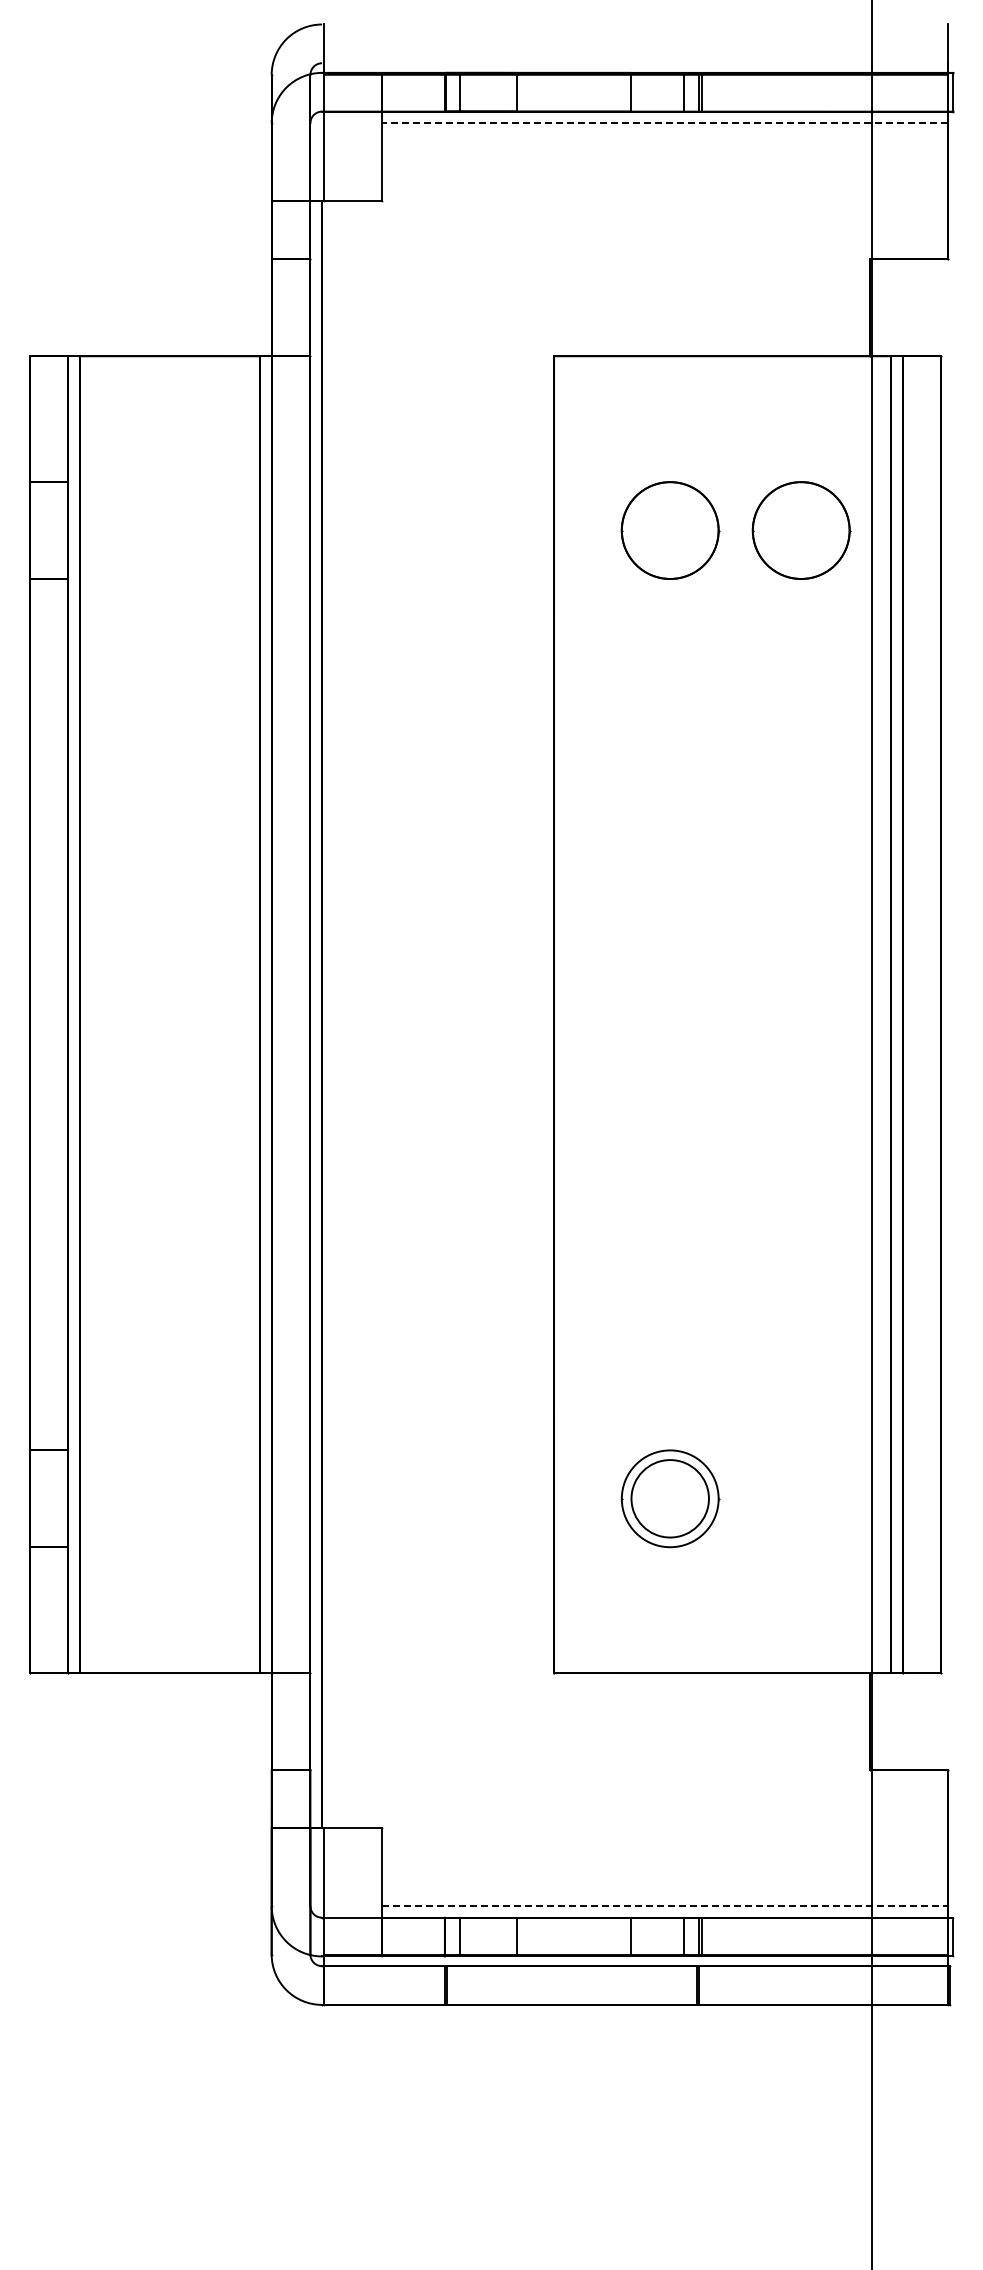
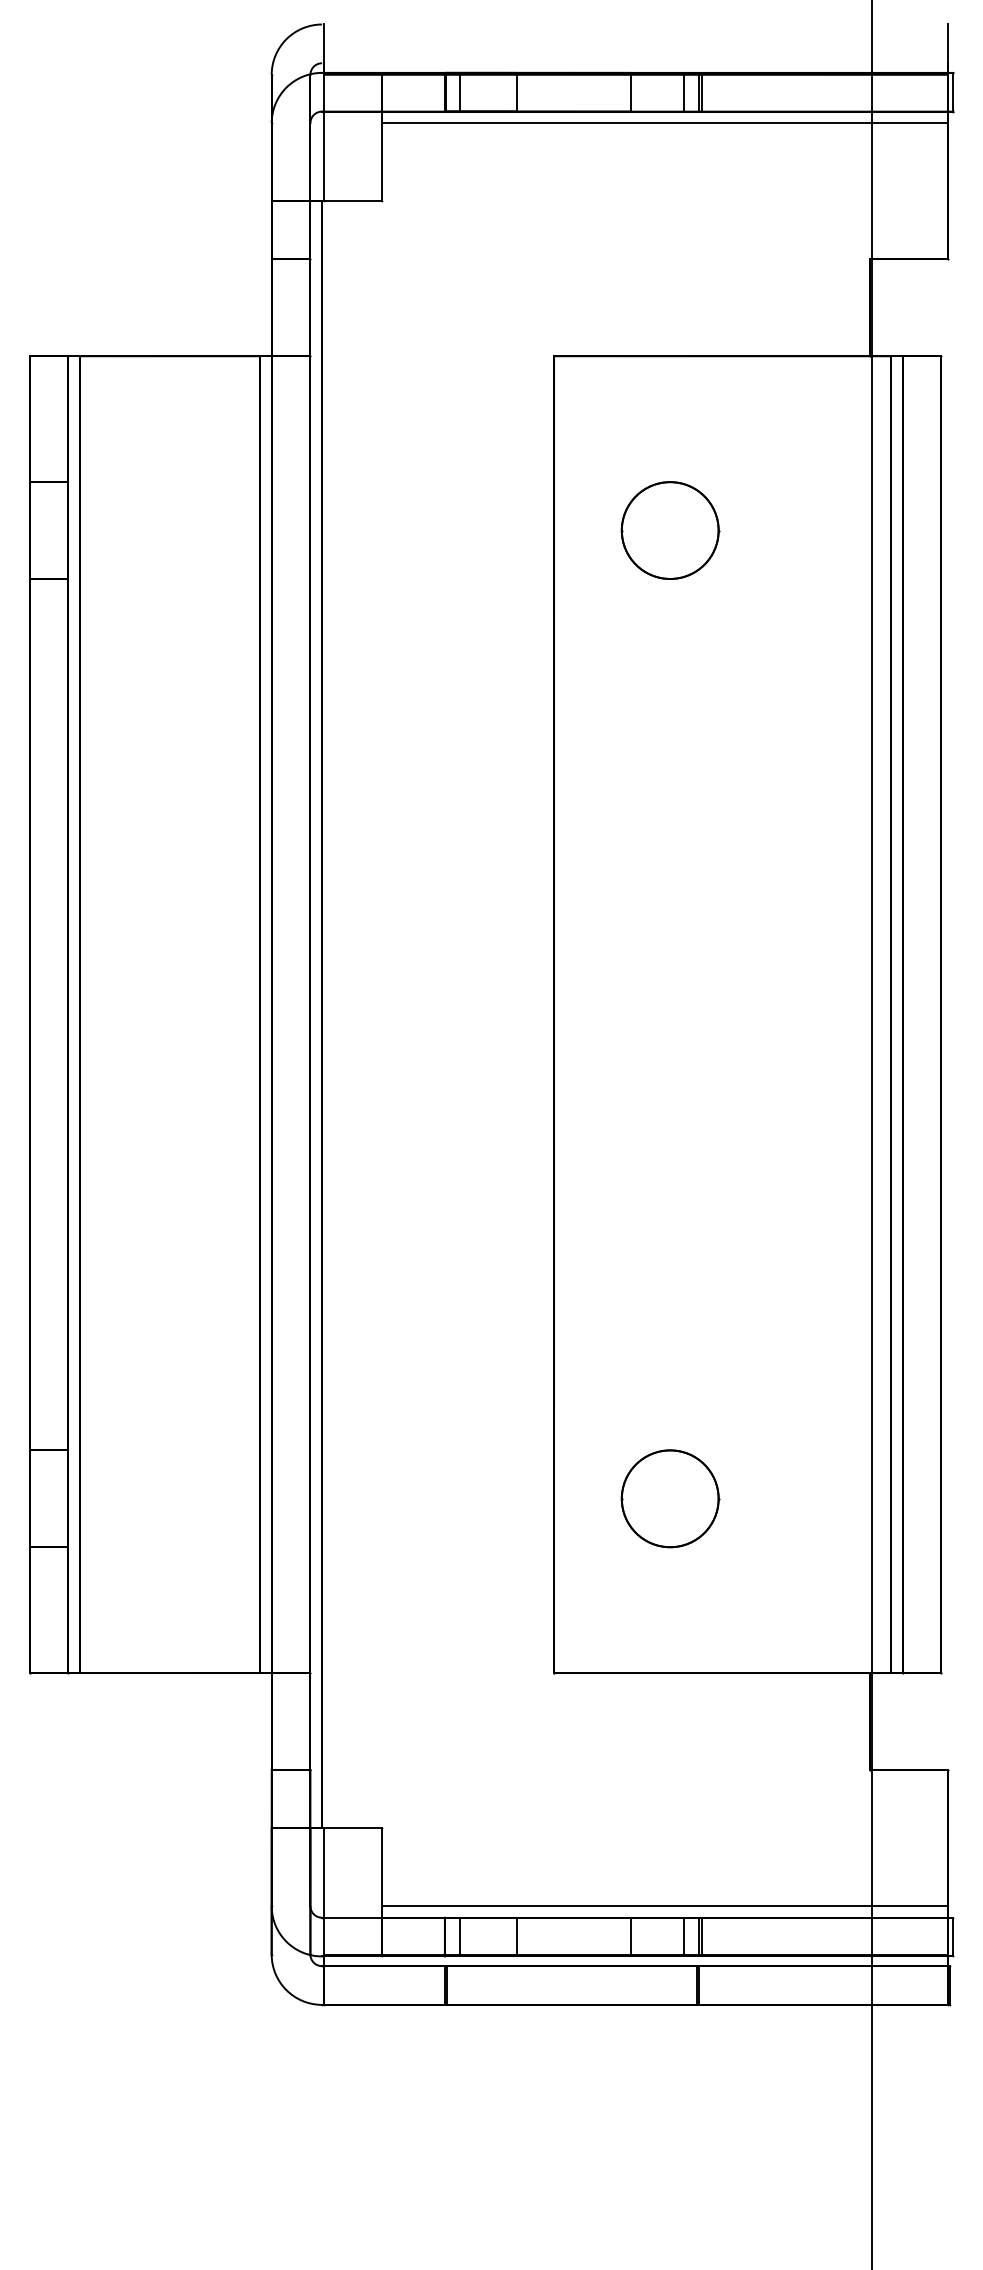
line: dashed -> solid (665, 123)
part: present -> none (801, 530)
circle diameter: 77 px -> 97 px (669, 1498)
line: dashed -> solid (665, 1906)
